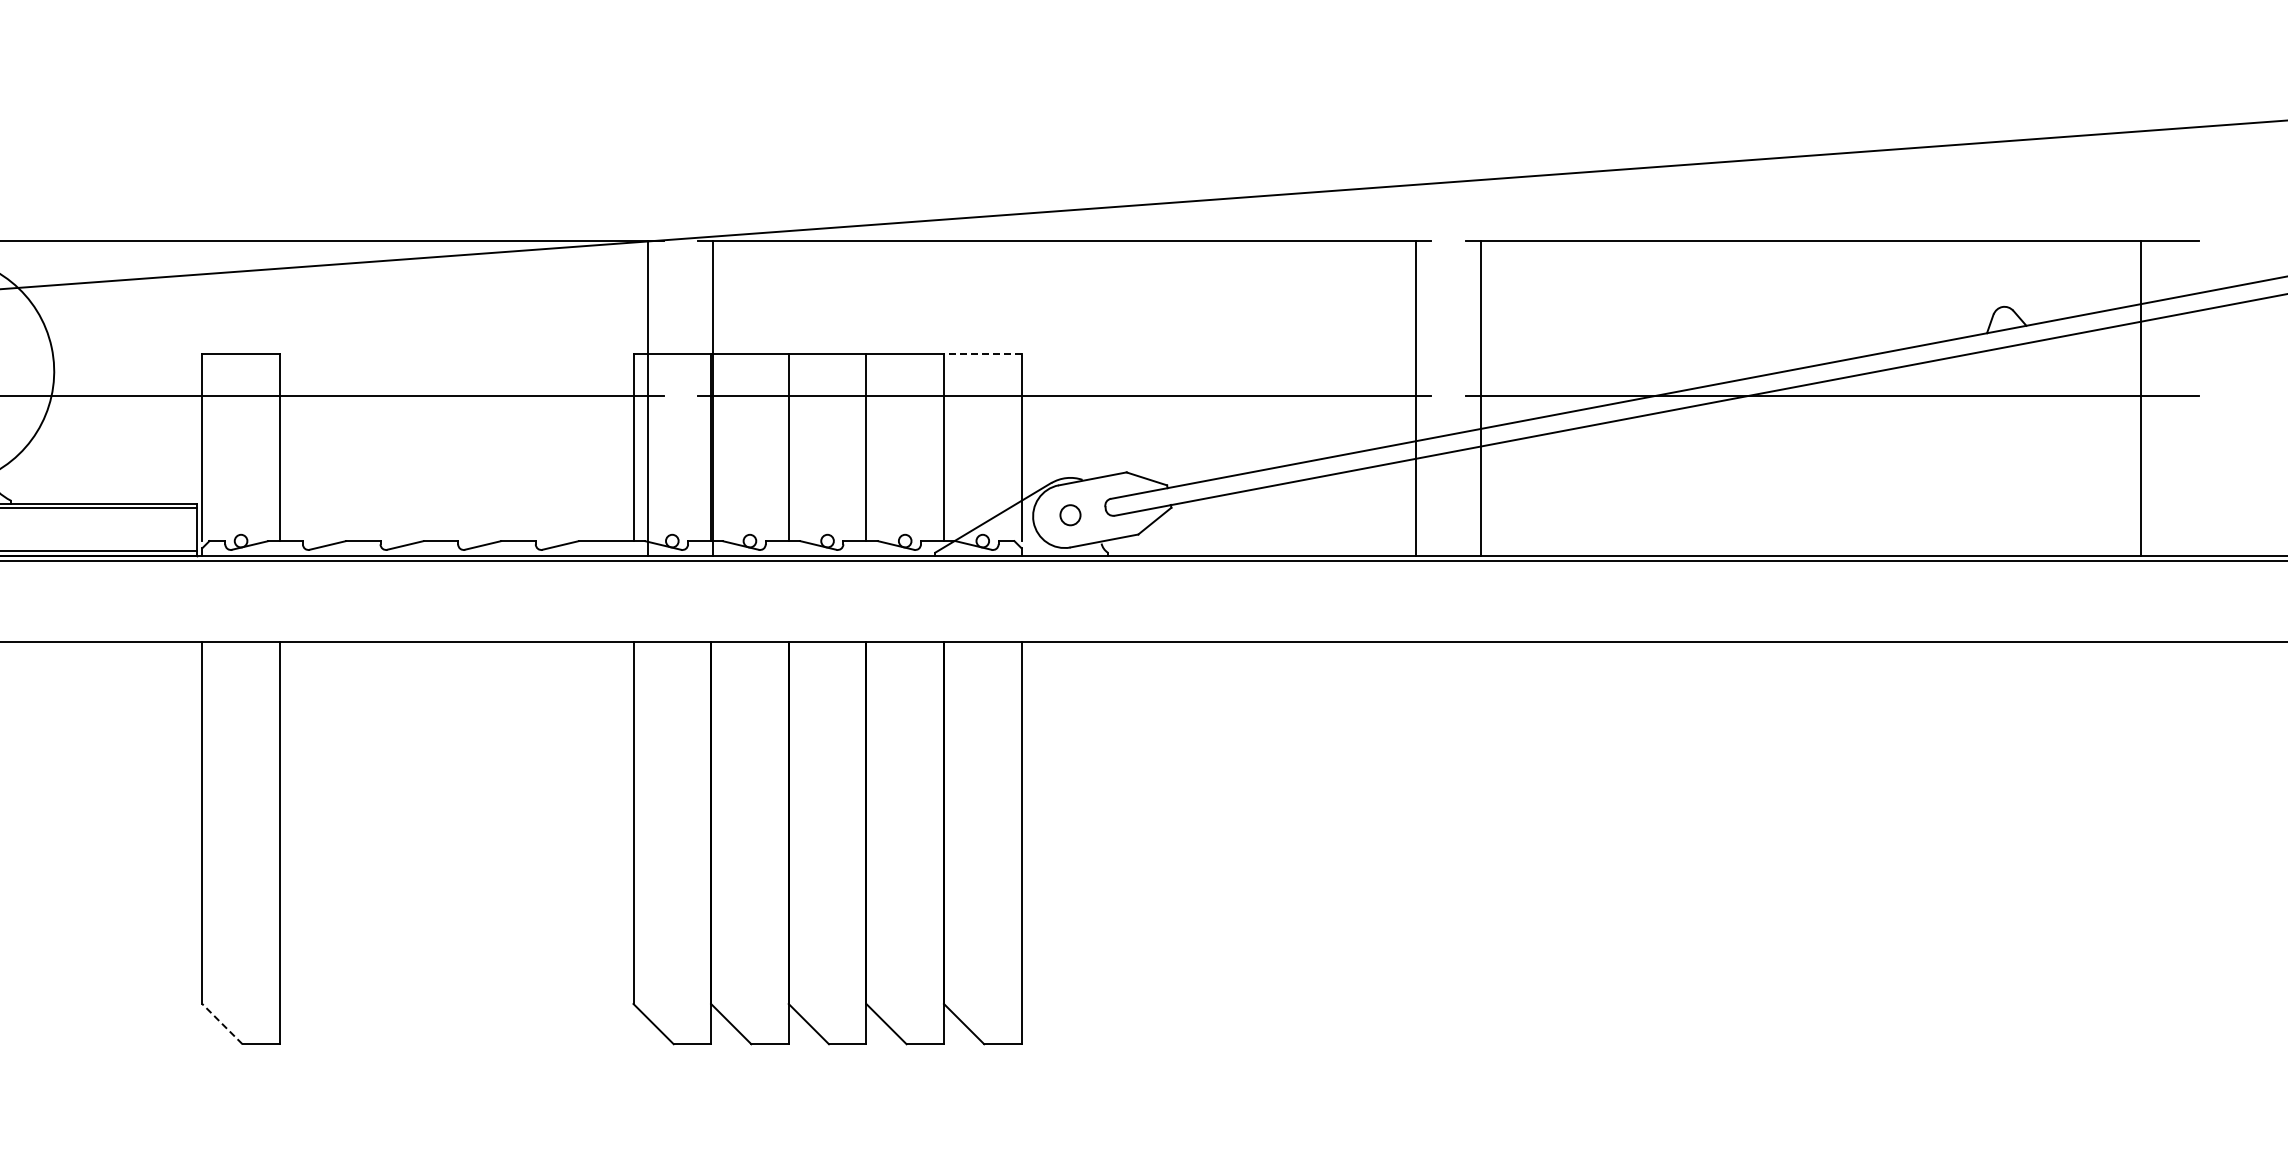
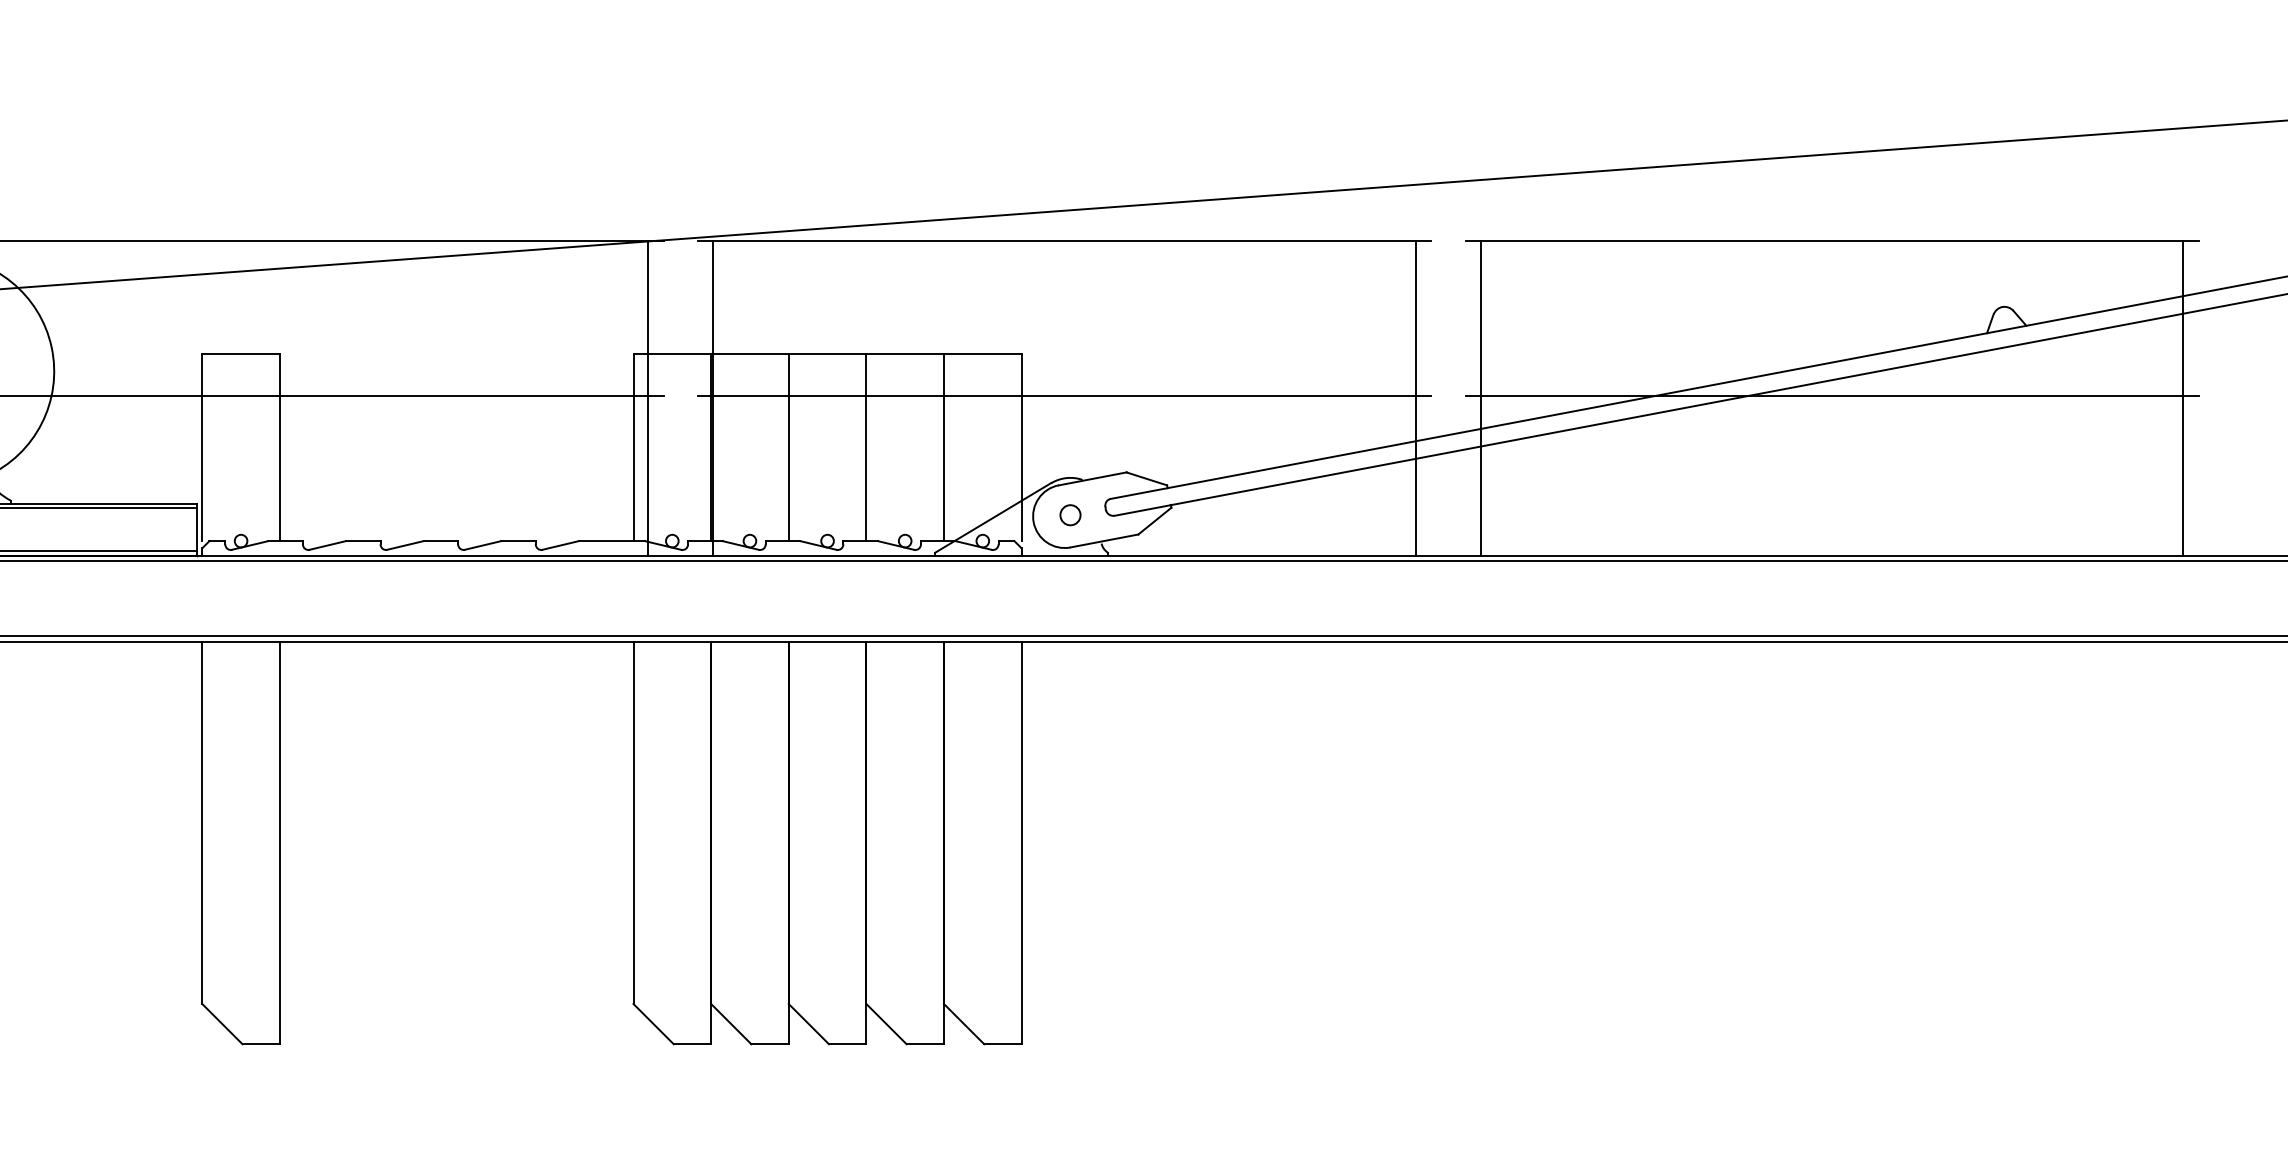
line: dashed -> solid (982, 354)
line position: (2141, 397) -> (2183, 397) (2183, 397)
line: none -> present (1143, 636)
line: dashed -> solid (222, 1023)
